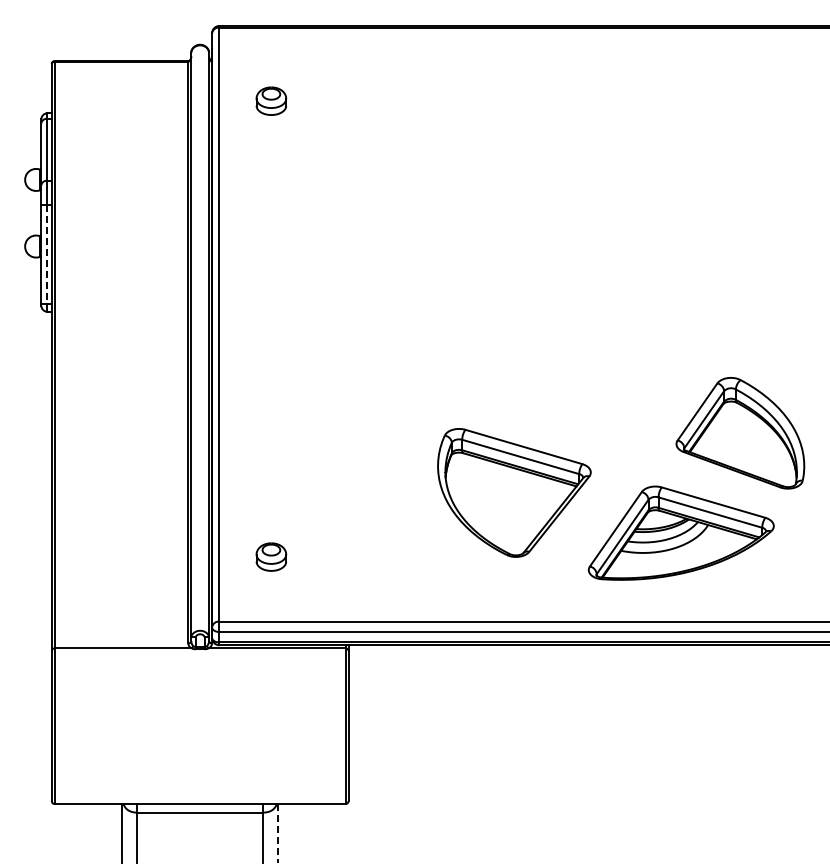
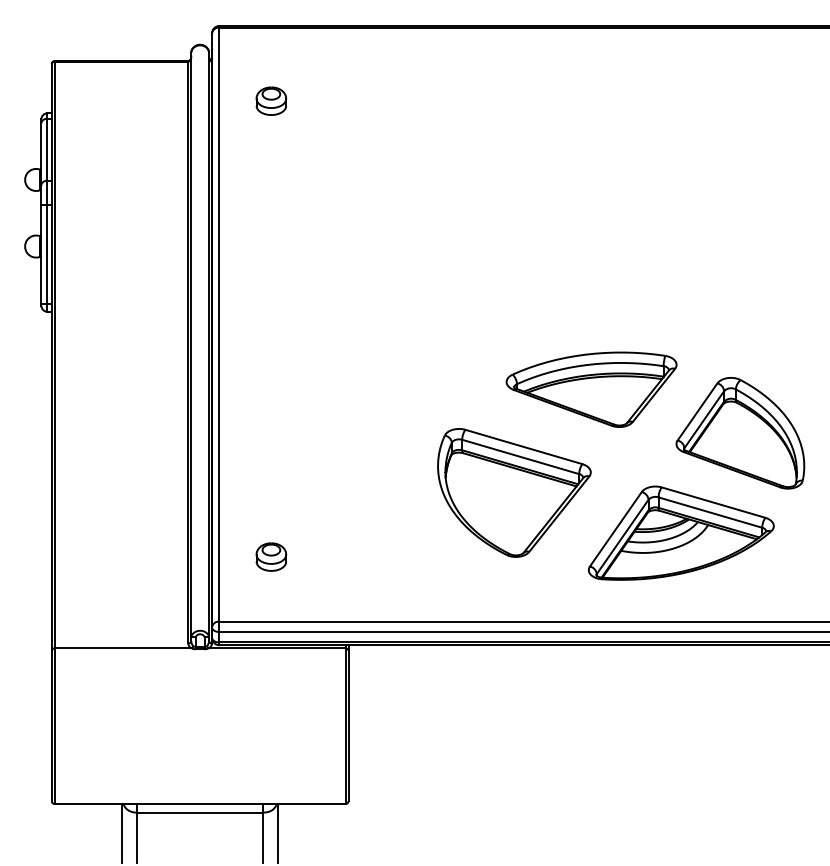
line: dashed -> solid (47, 254)
part: none -> present (591, 389)
line: dashed -> solid (278, 833)
